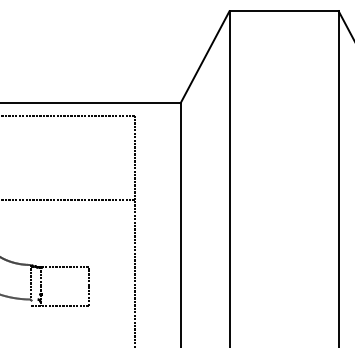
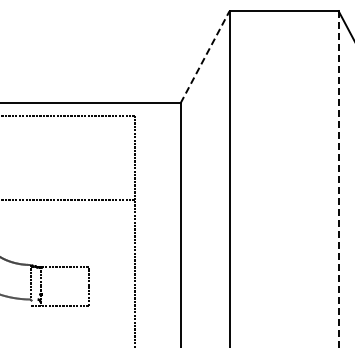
line: solid -> dashed (205, 56)
line: solid -> dashed (338, 179)
